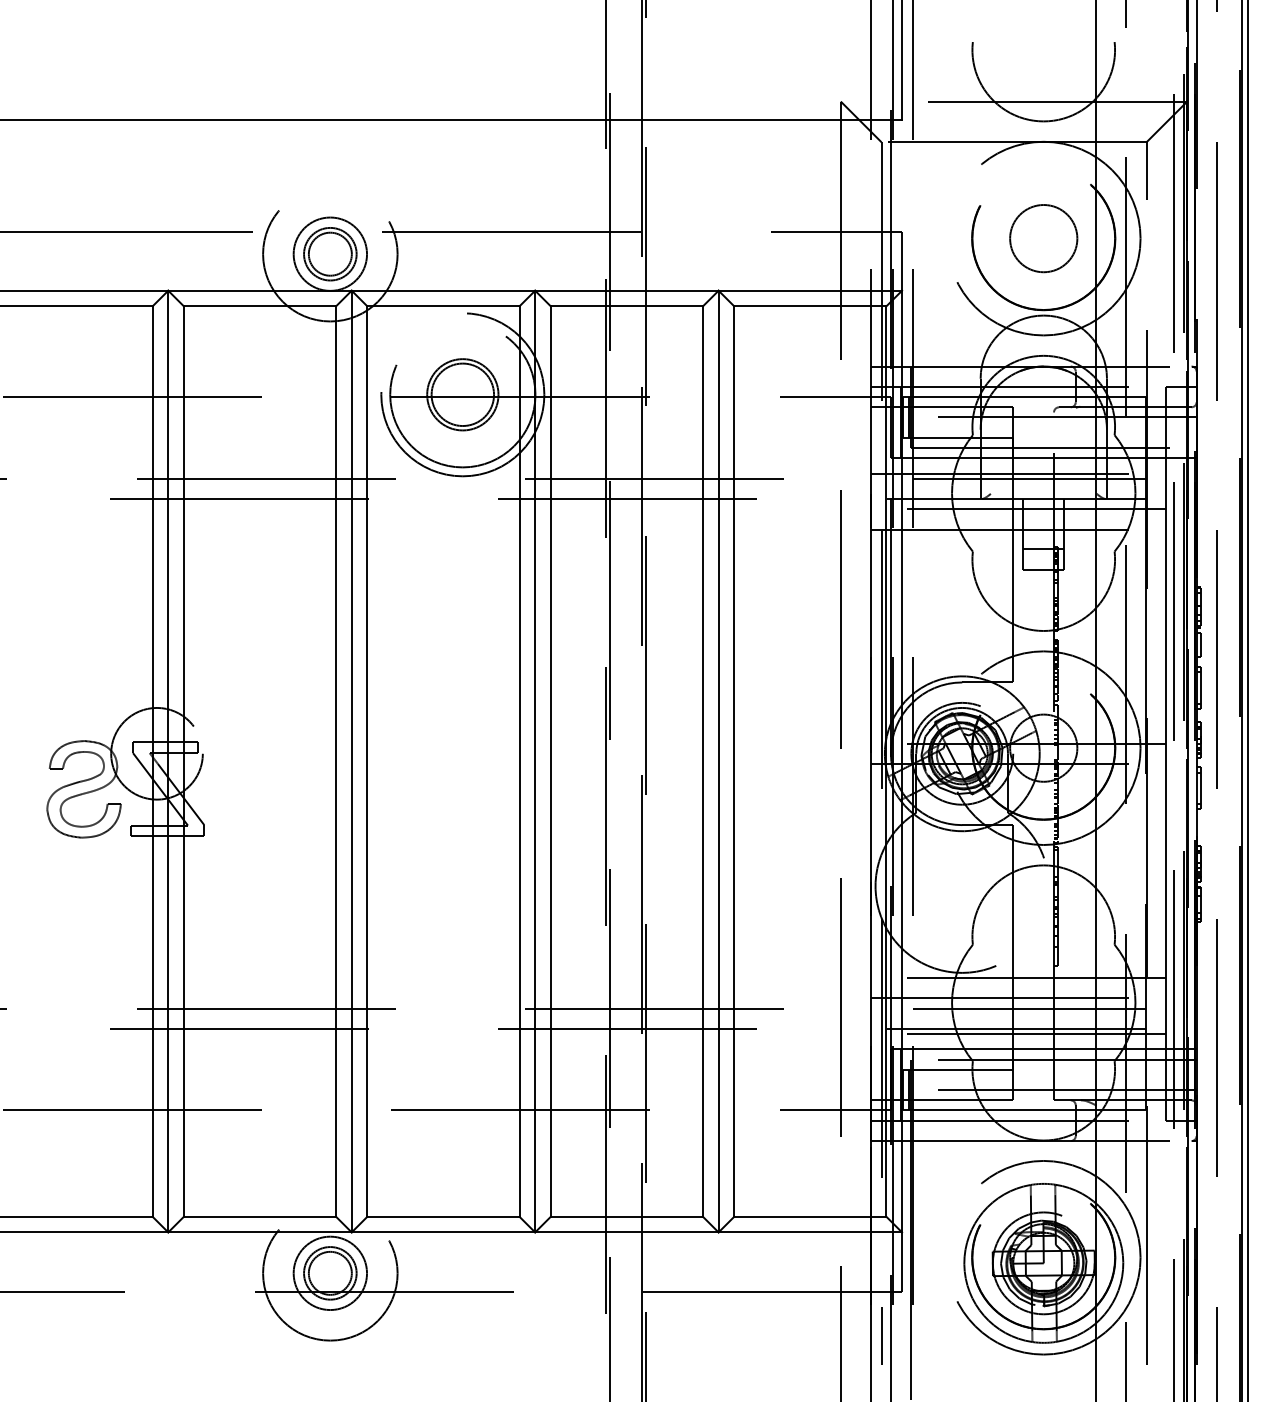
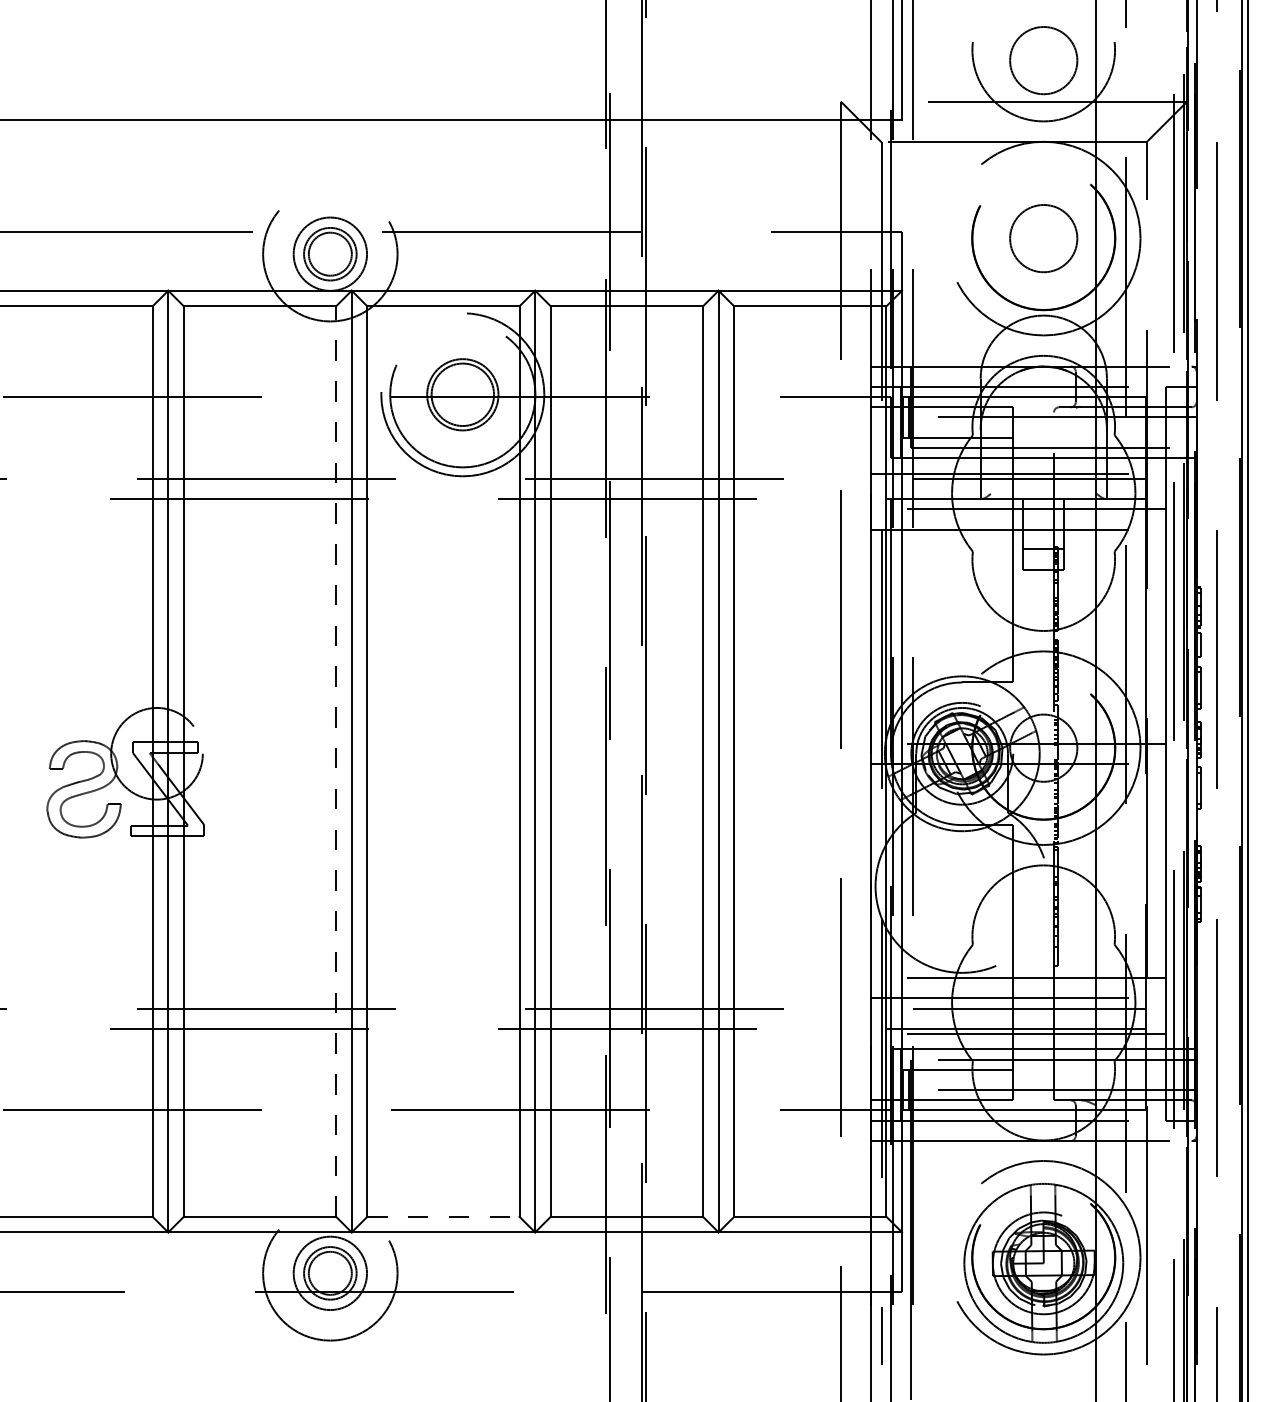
circle: none -> present (1043, 60)
line: solid -> dashed (336, 761)
line: solid -> dashed (443, 1216)
